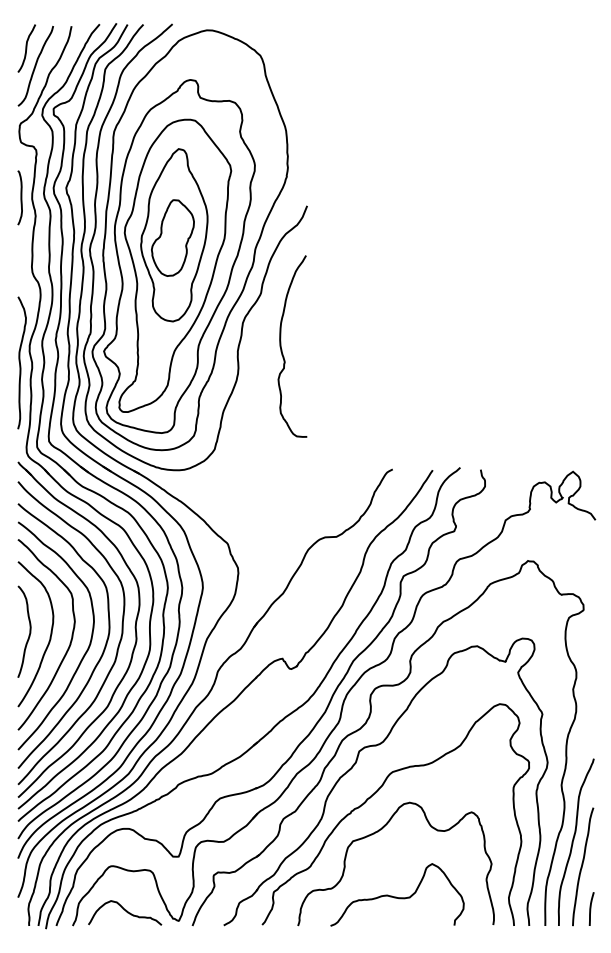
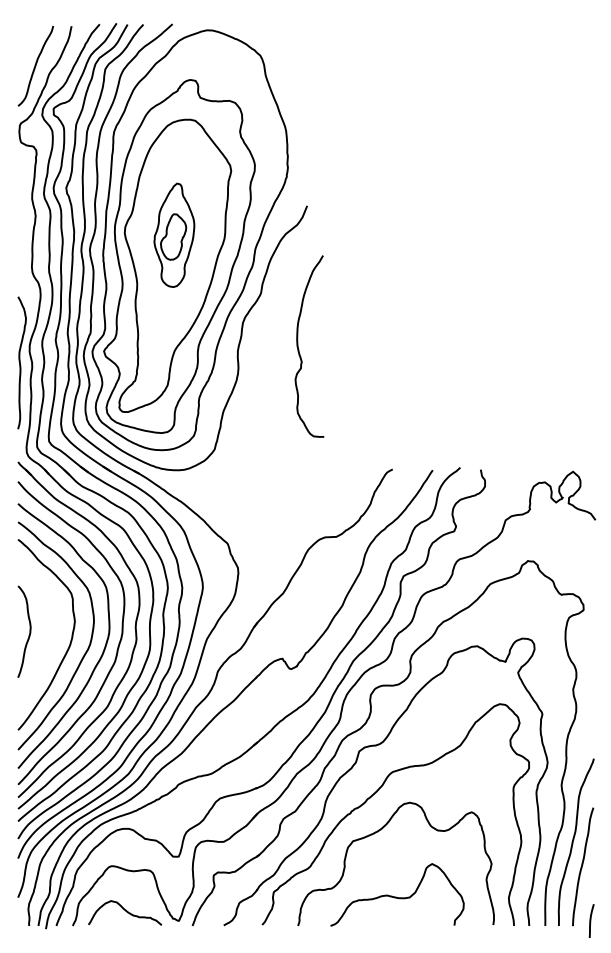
curve: present -> none (26, 48)
curve: present -> none (20, 197)
part size: 69x175 px -> 43x106 px (174, 234)
curve position: (282, 349) -> (299, 349) (299, 349)
curve: present -> none (49, 636)
curve position: (591, 908) -> (591, 920) (591, 920)
